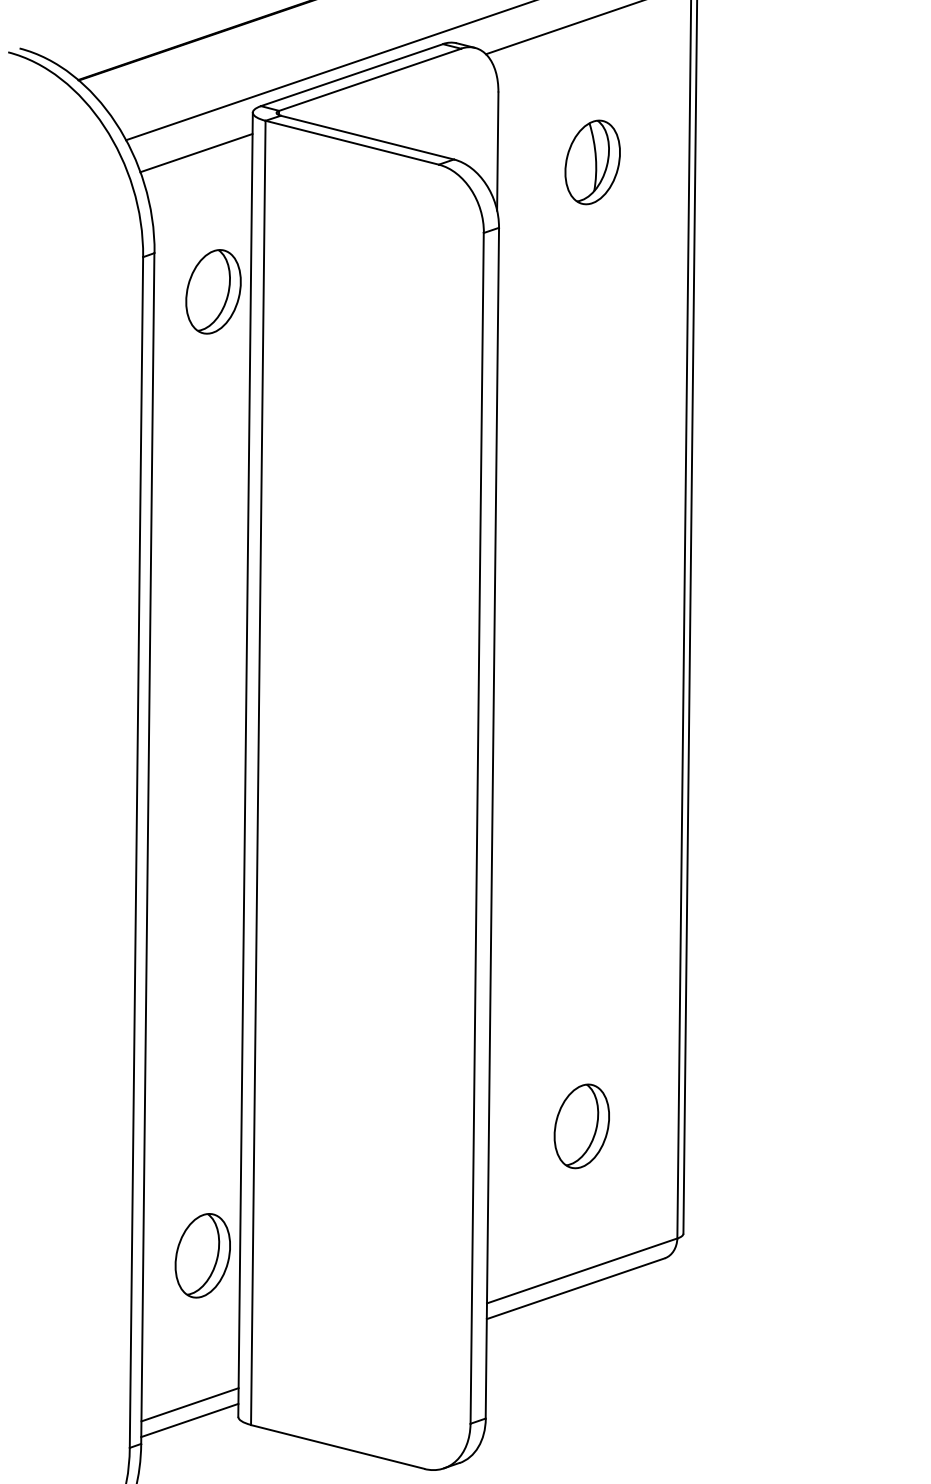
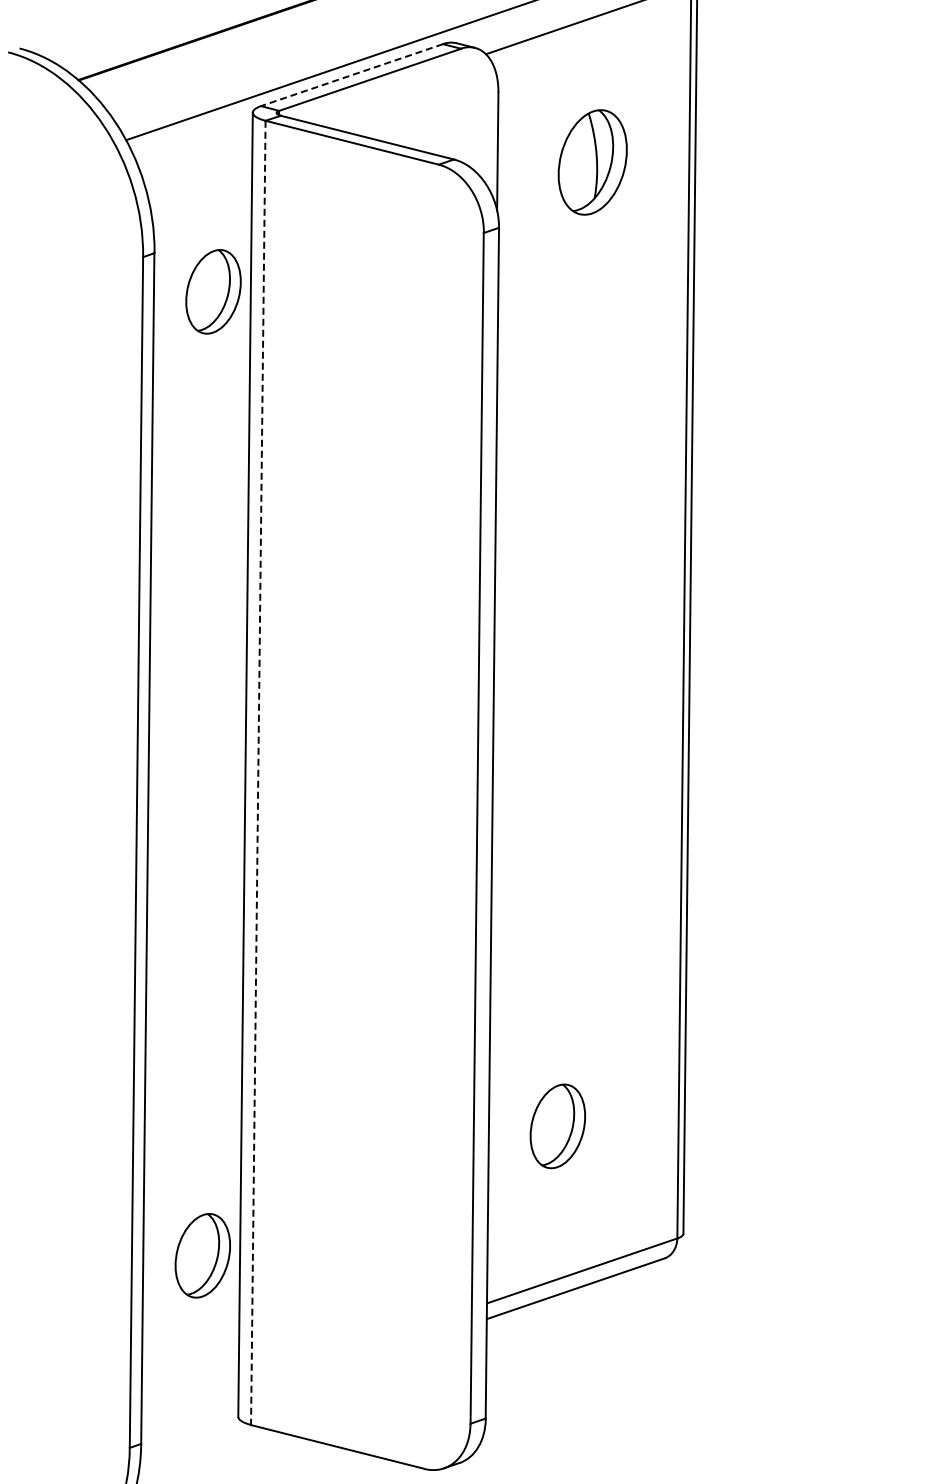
line: solid -> dashed (351, 75)
line: present -> none (196, 153)
part size: 57x87 px -> 71x107 px (592, 162)
line: solid -> dashed (258, 773)
part position: (581, 1126) -> (557, 1126) (557, 1126)
line: present -> none (189, 1404)
line: present -> none (189, 1420)
